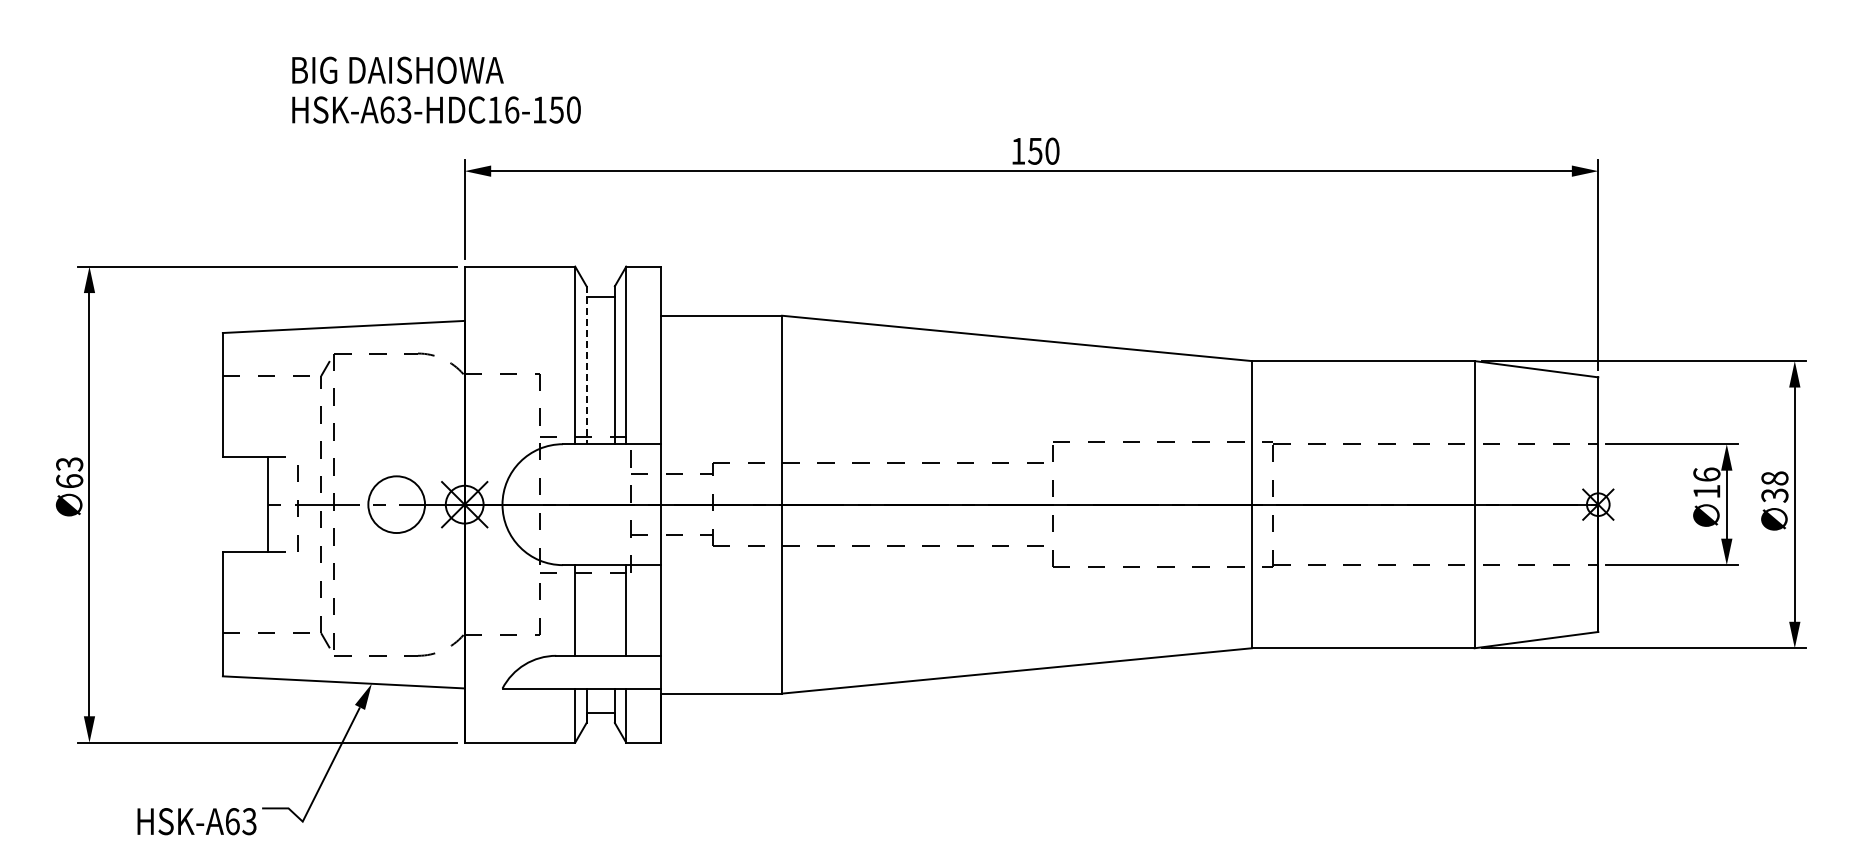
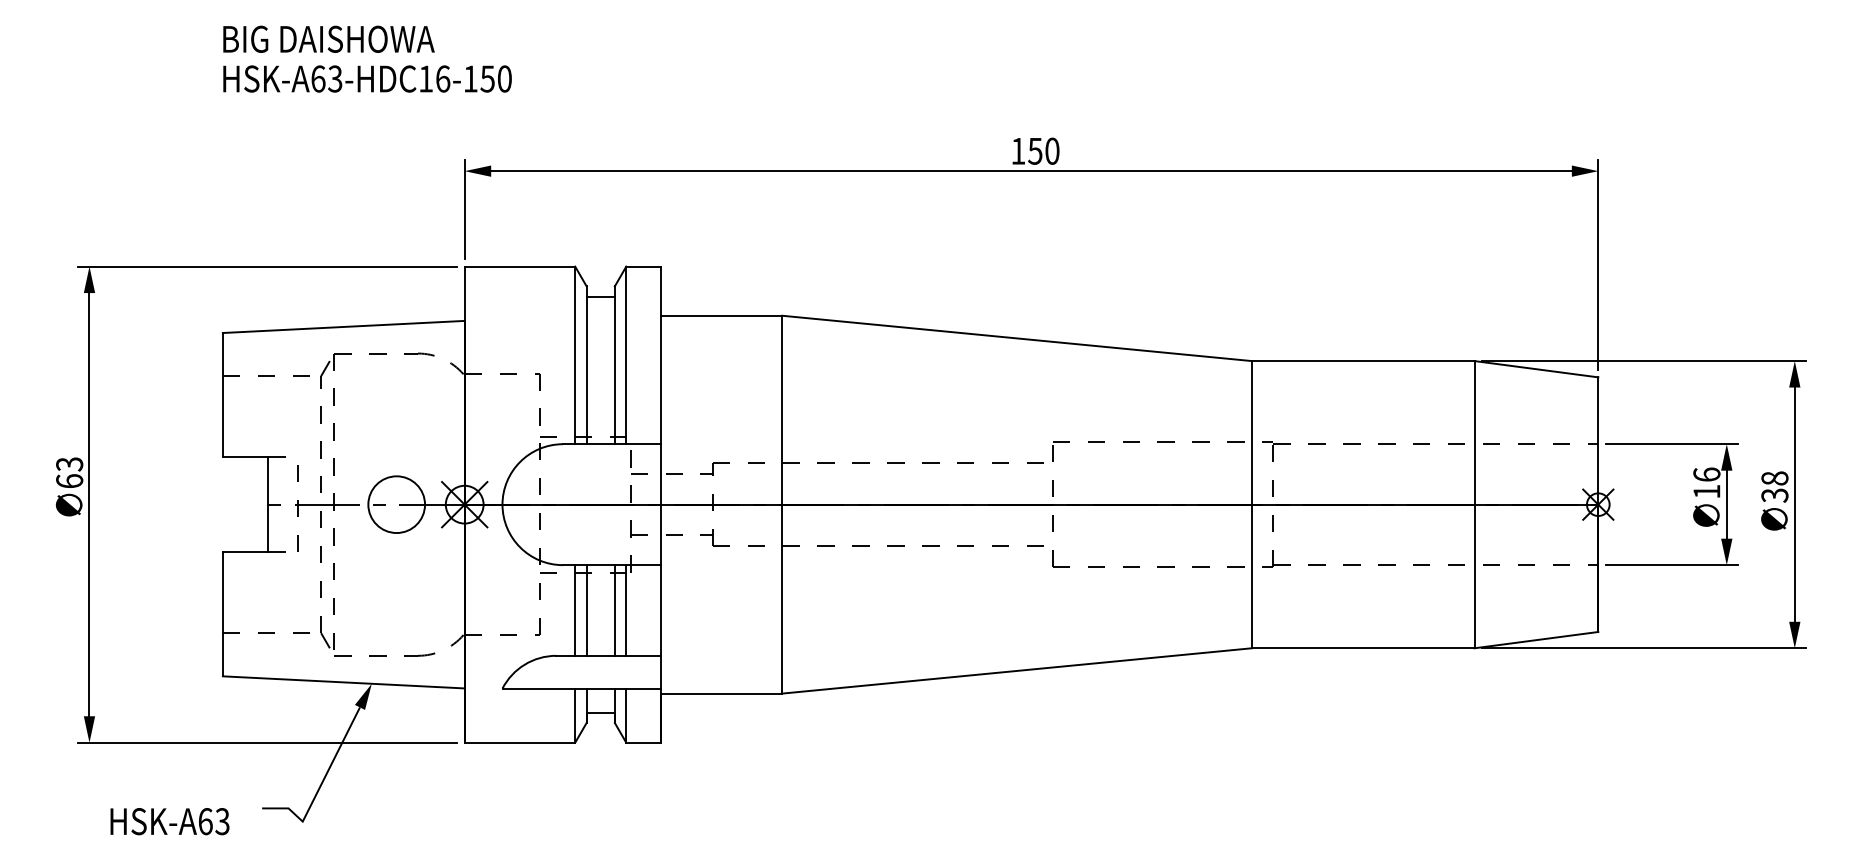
text position: (436, 89) -> (367, 58) (367, 58)
line: dashed -> solid (586, 365)
line: none -> present (586, 610)
line: none -> present (614, 610)
text position: (196, 821) -> (169, 821) (169, 821)
